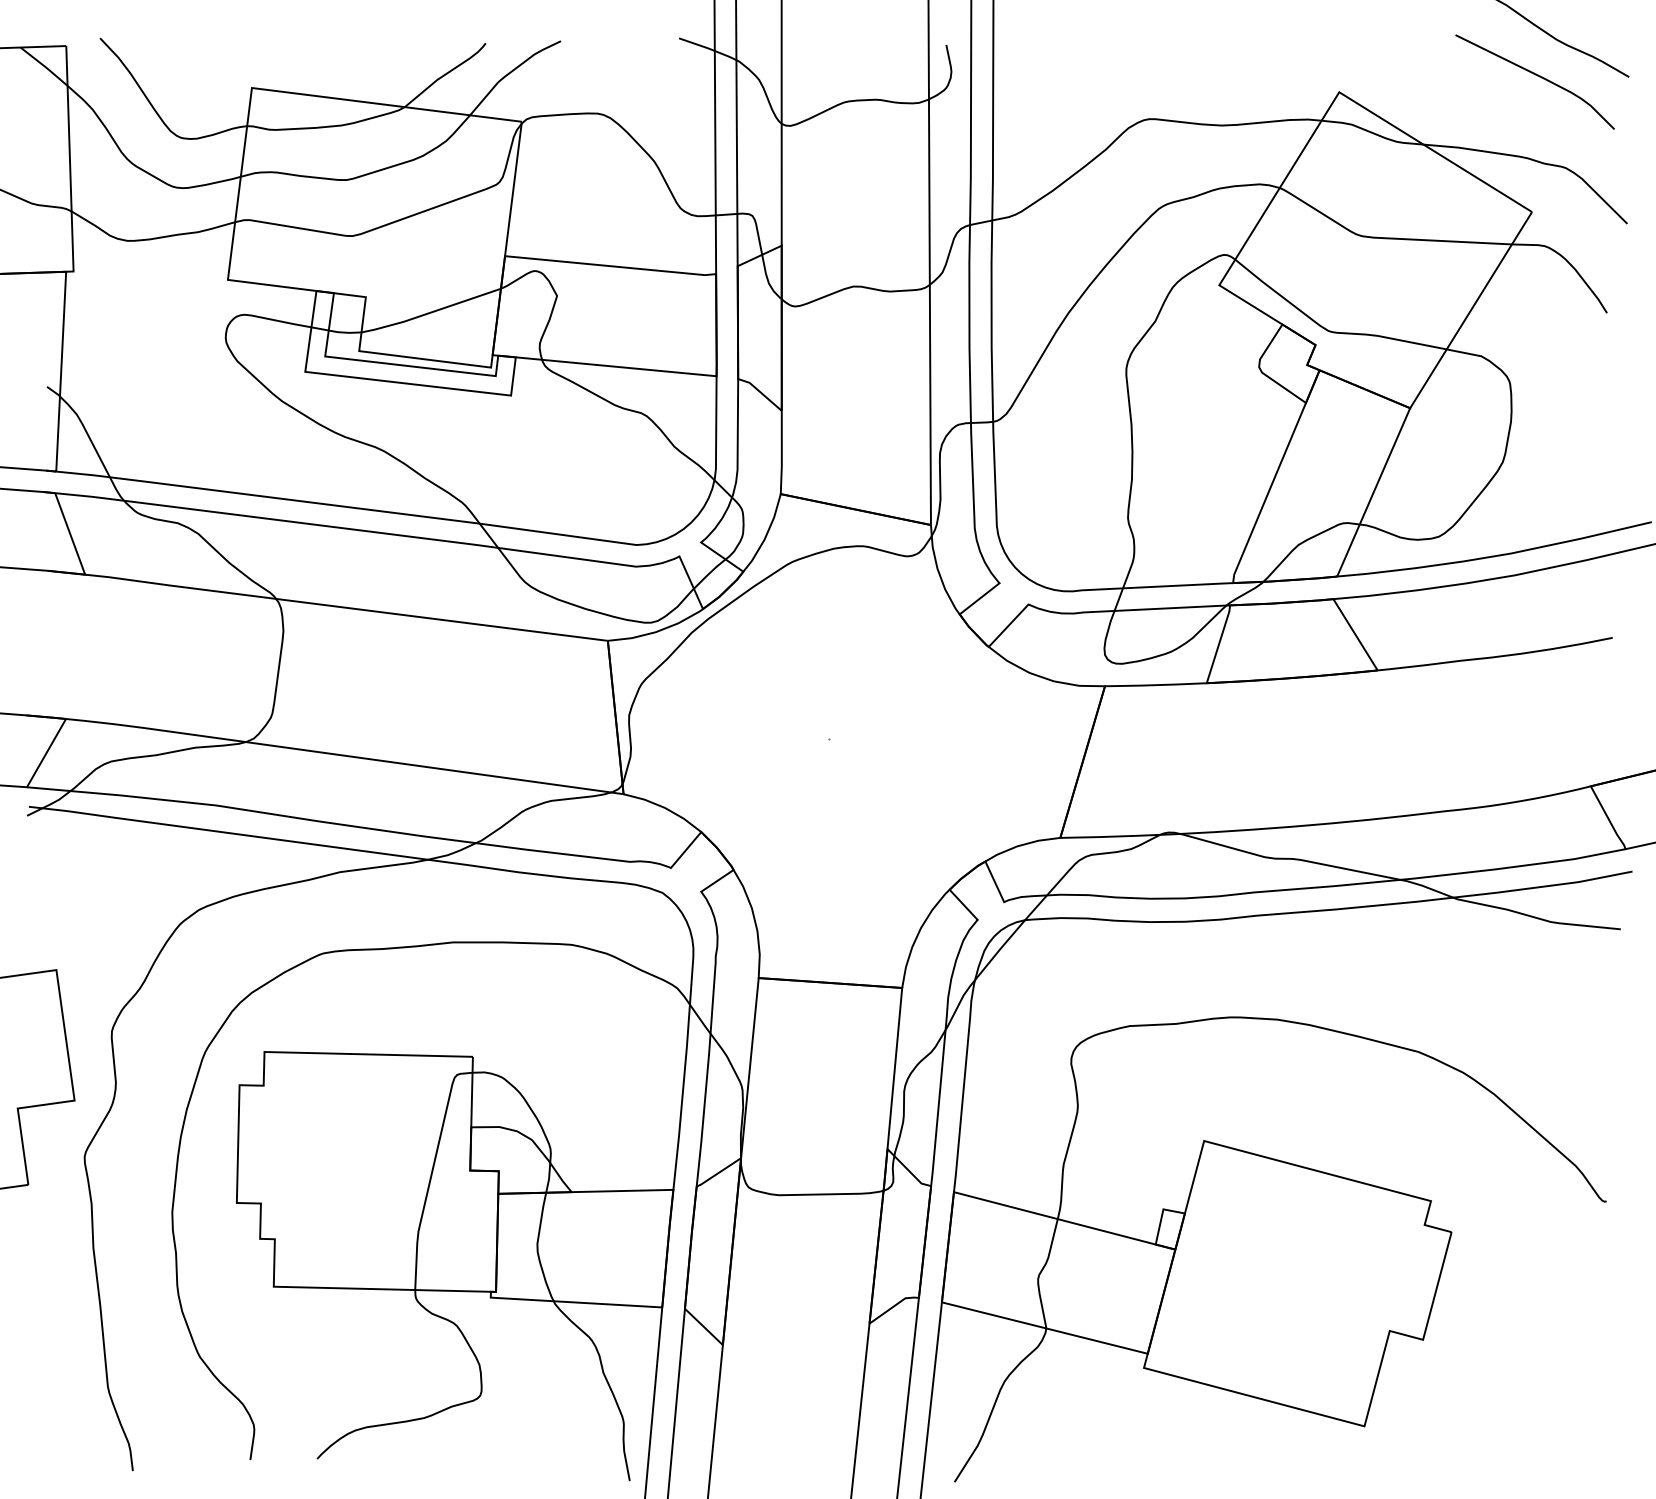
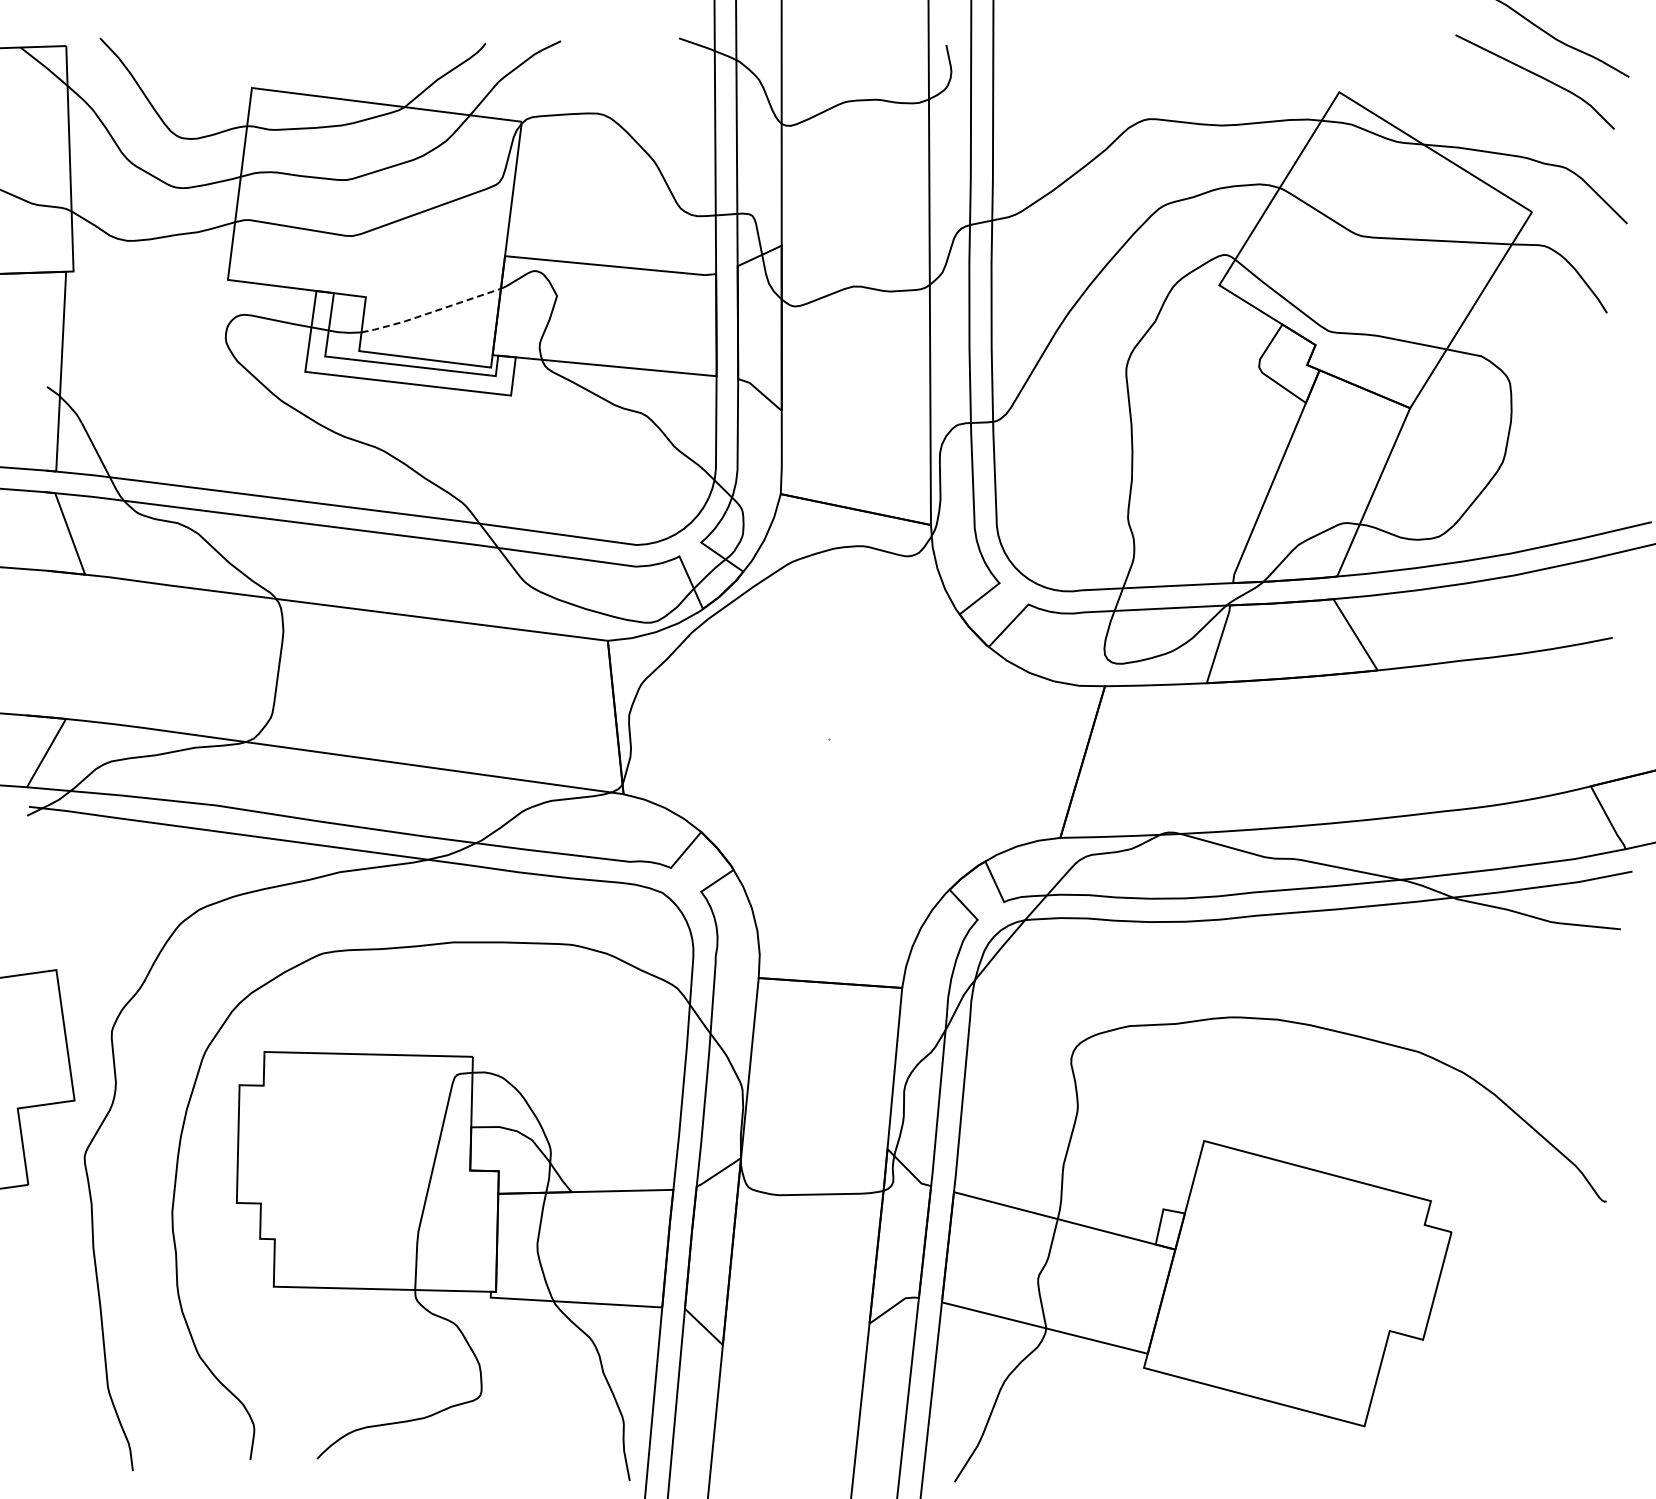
line: solid -> dashed (430, 312)
